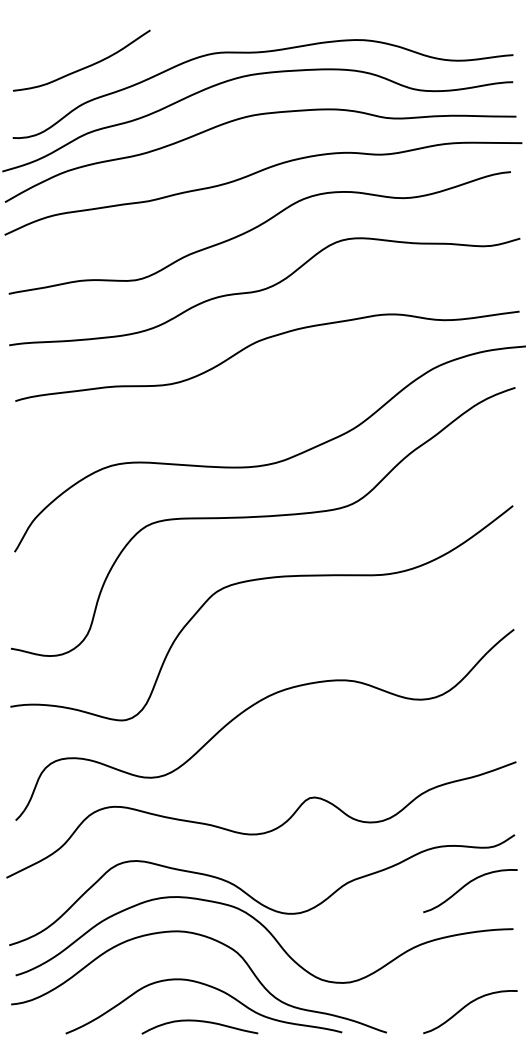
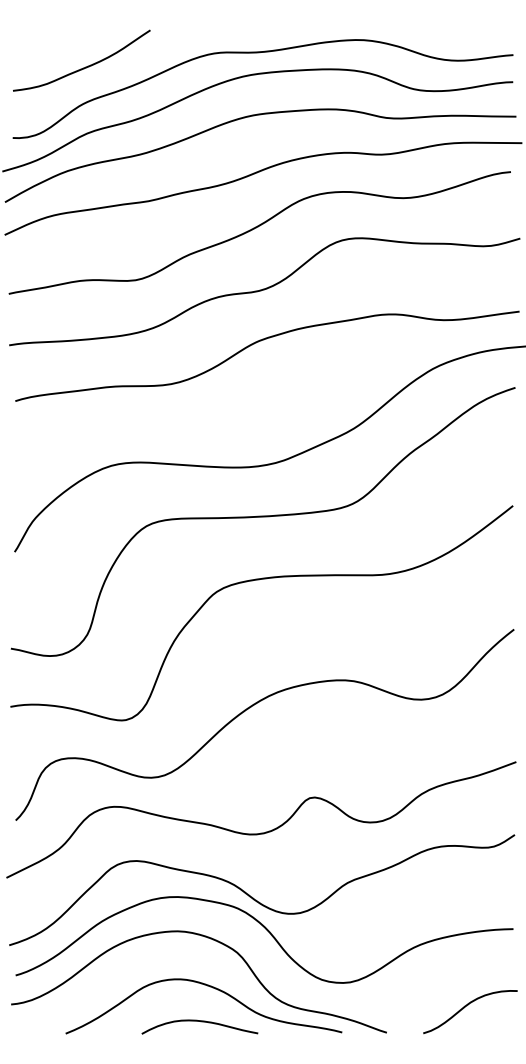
curve: present -> none (465, 886)
